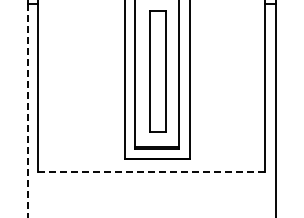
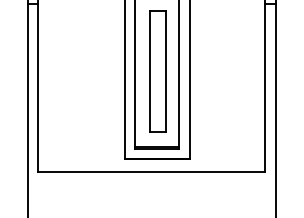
line: dashed -> solid (27, 111)
line: dashed -> solid (152, 171)
